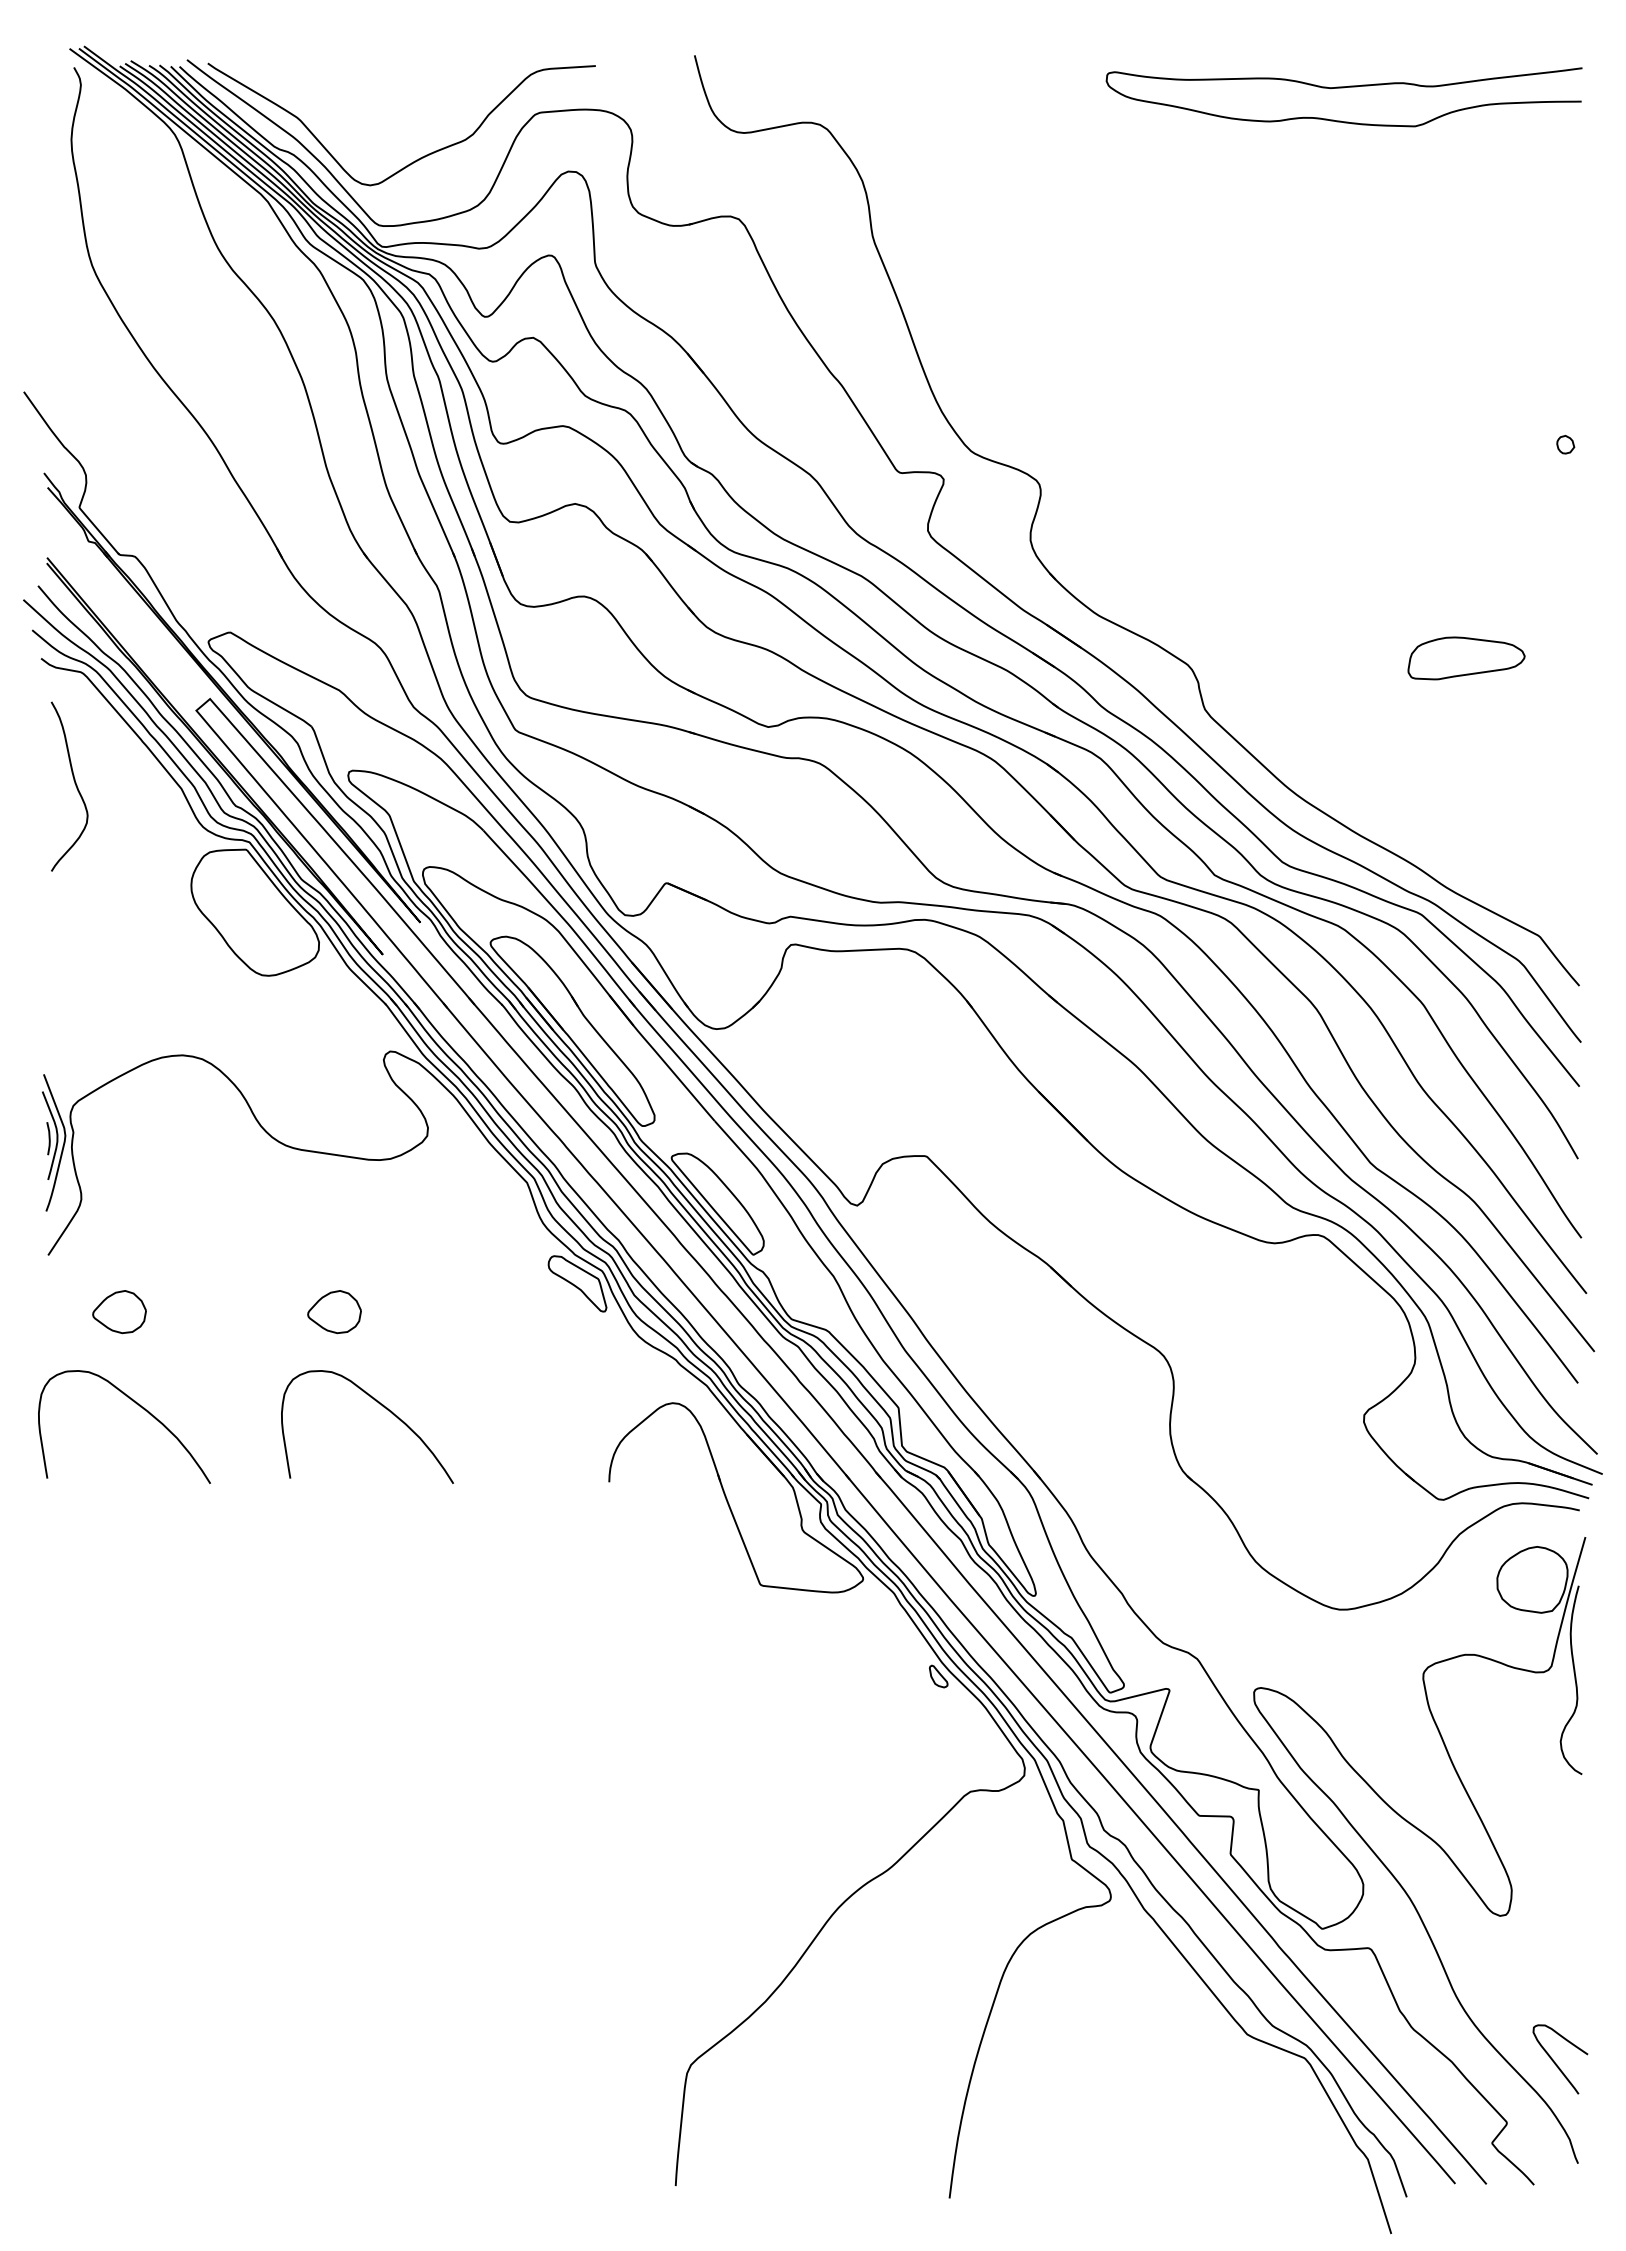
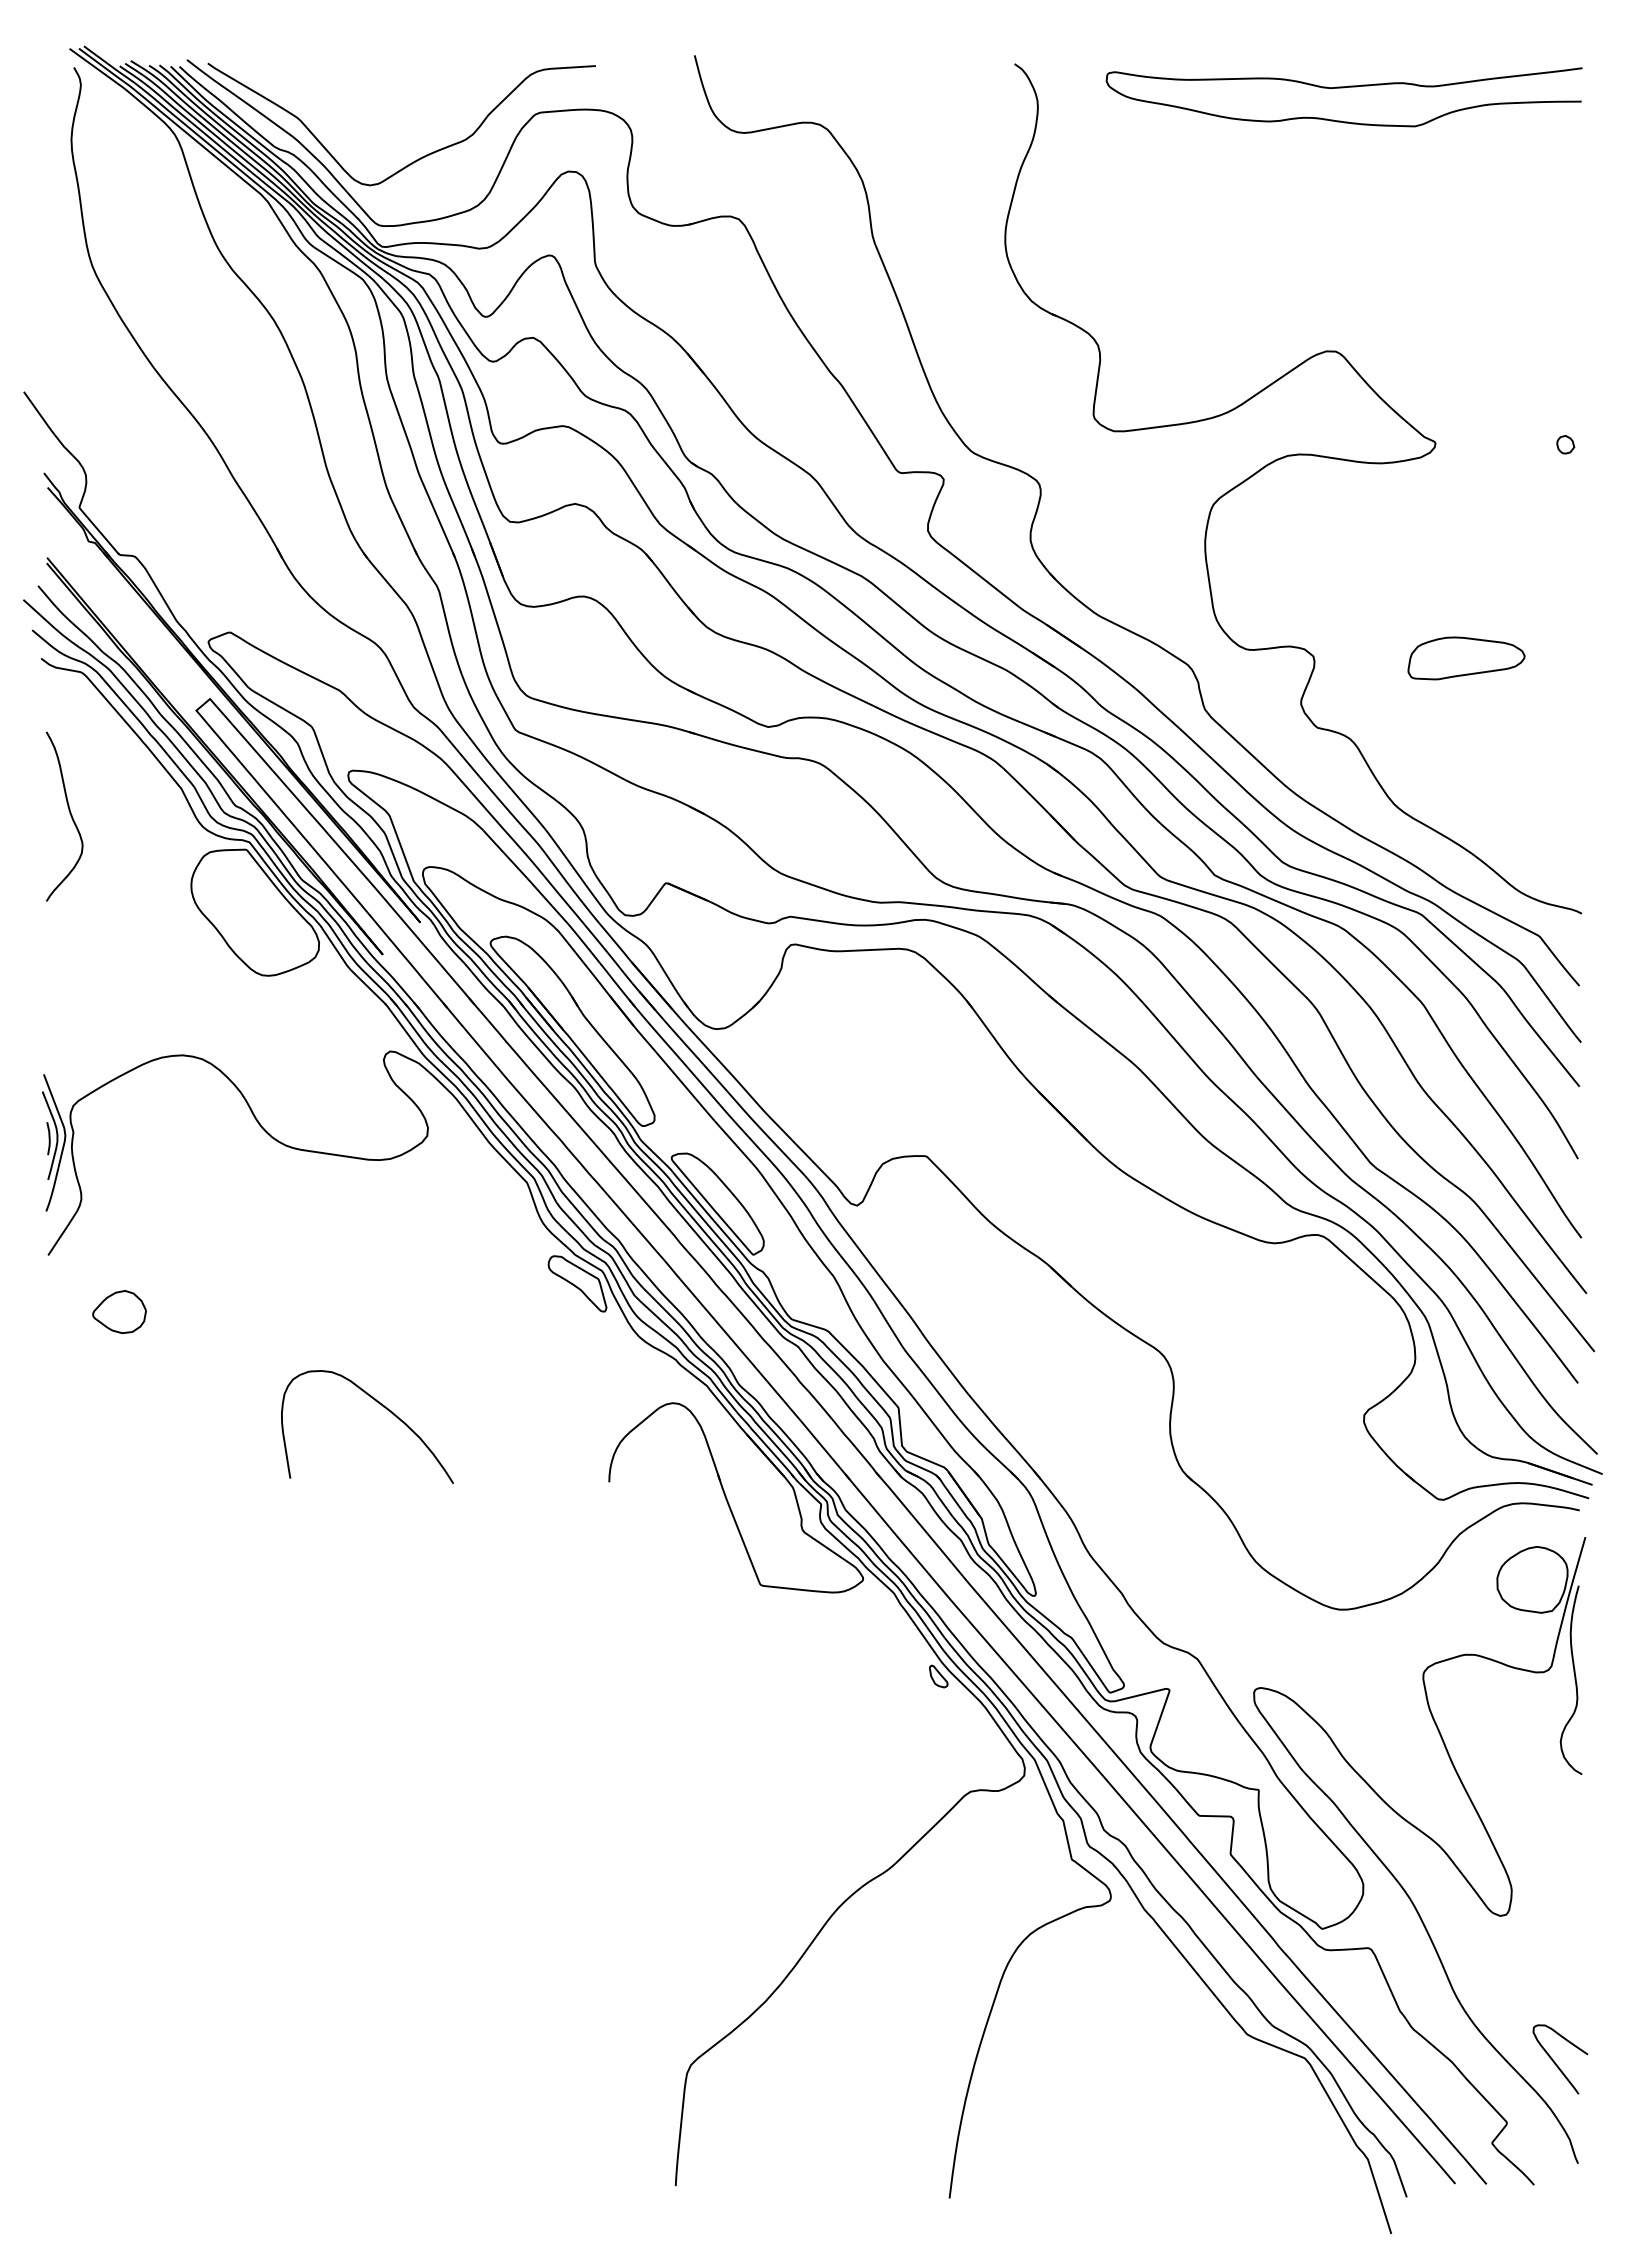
part: none -> present (1281, 459)
curve position: (74, 783) -> (69, 813) (69, 813)
part: present -> none (334, 1312)
curve: present -> none (140, 1407)
